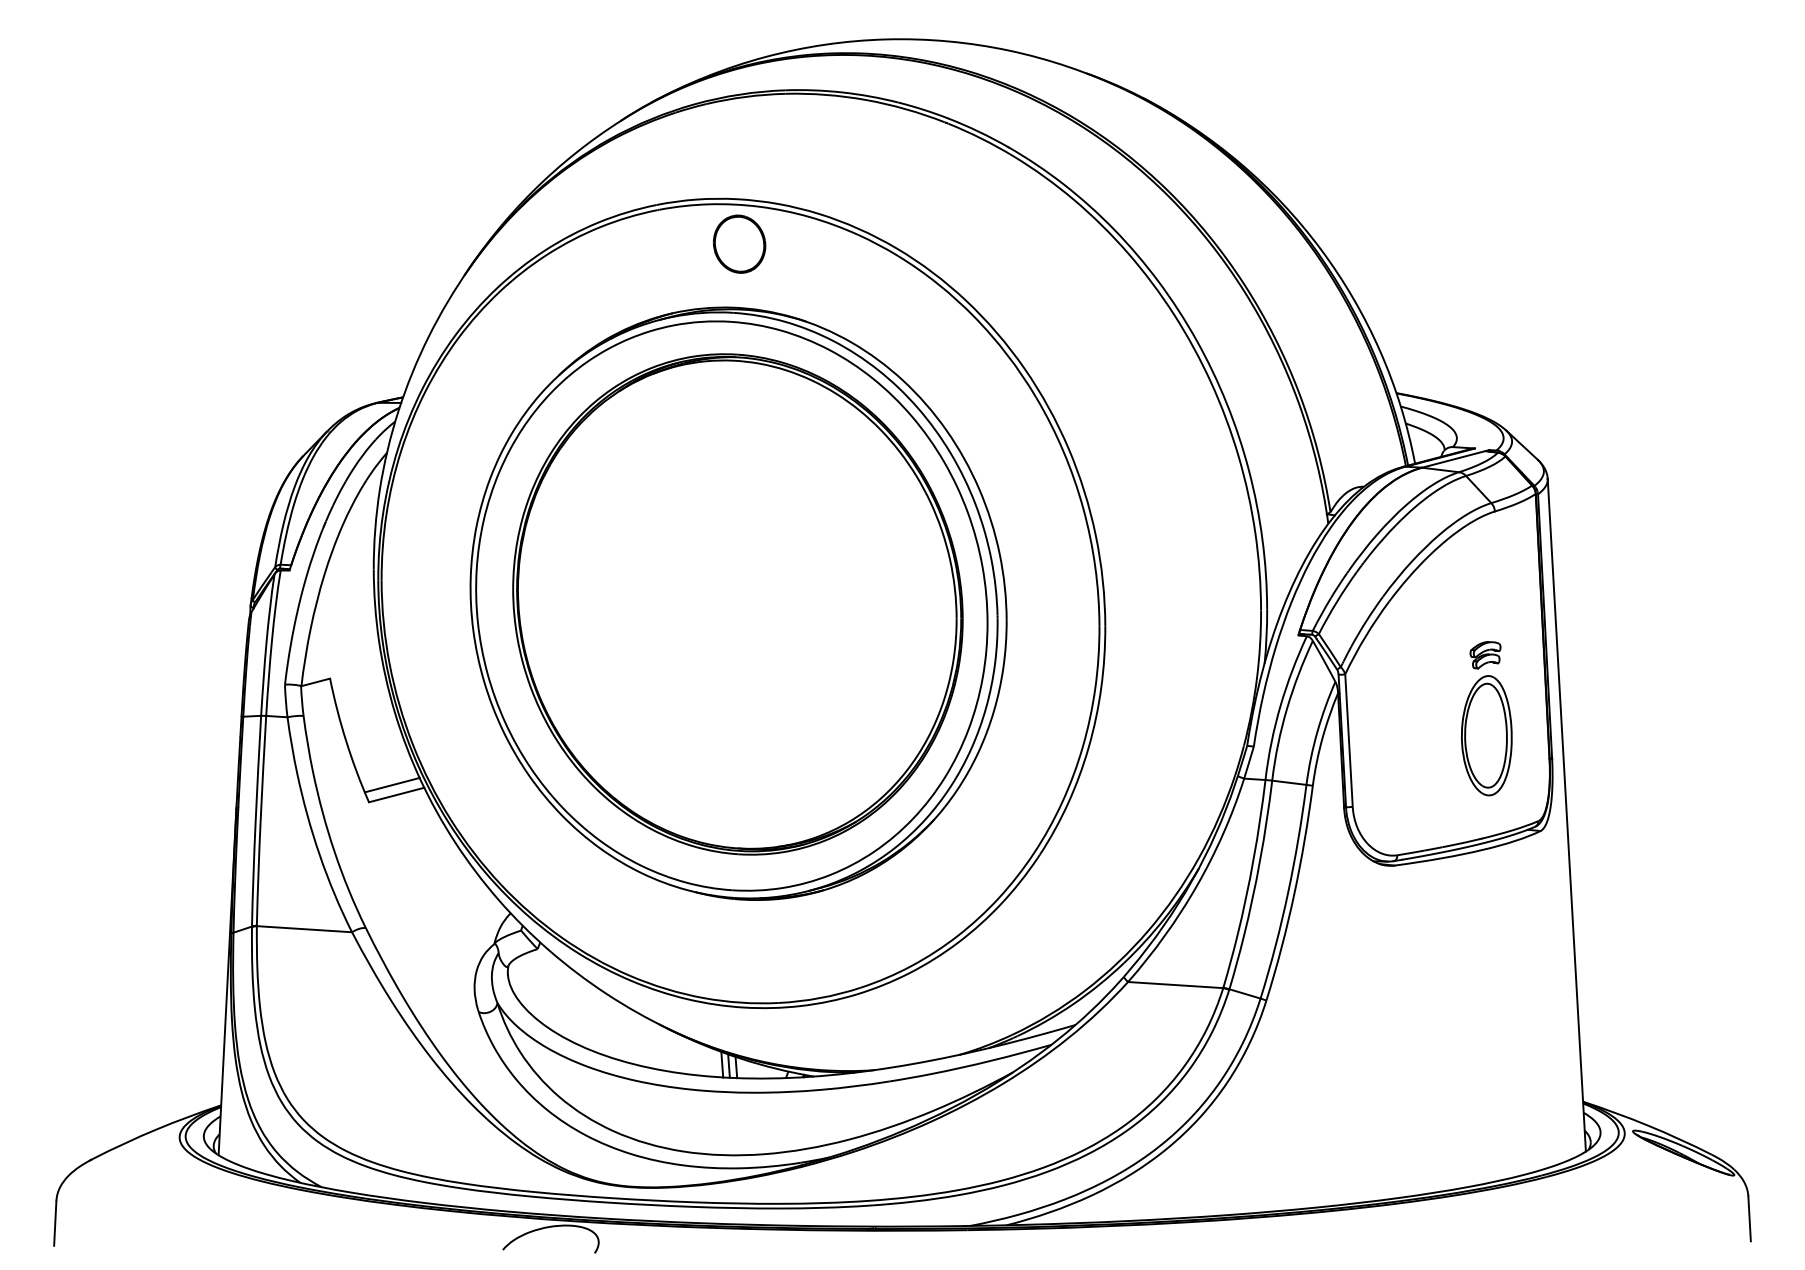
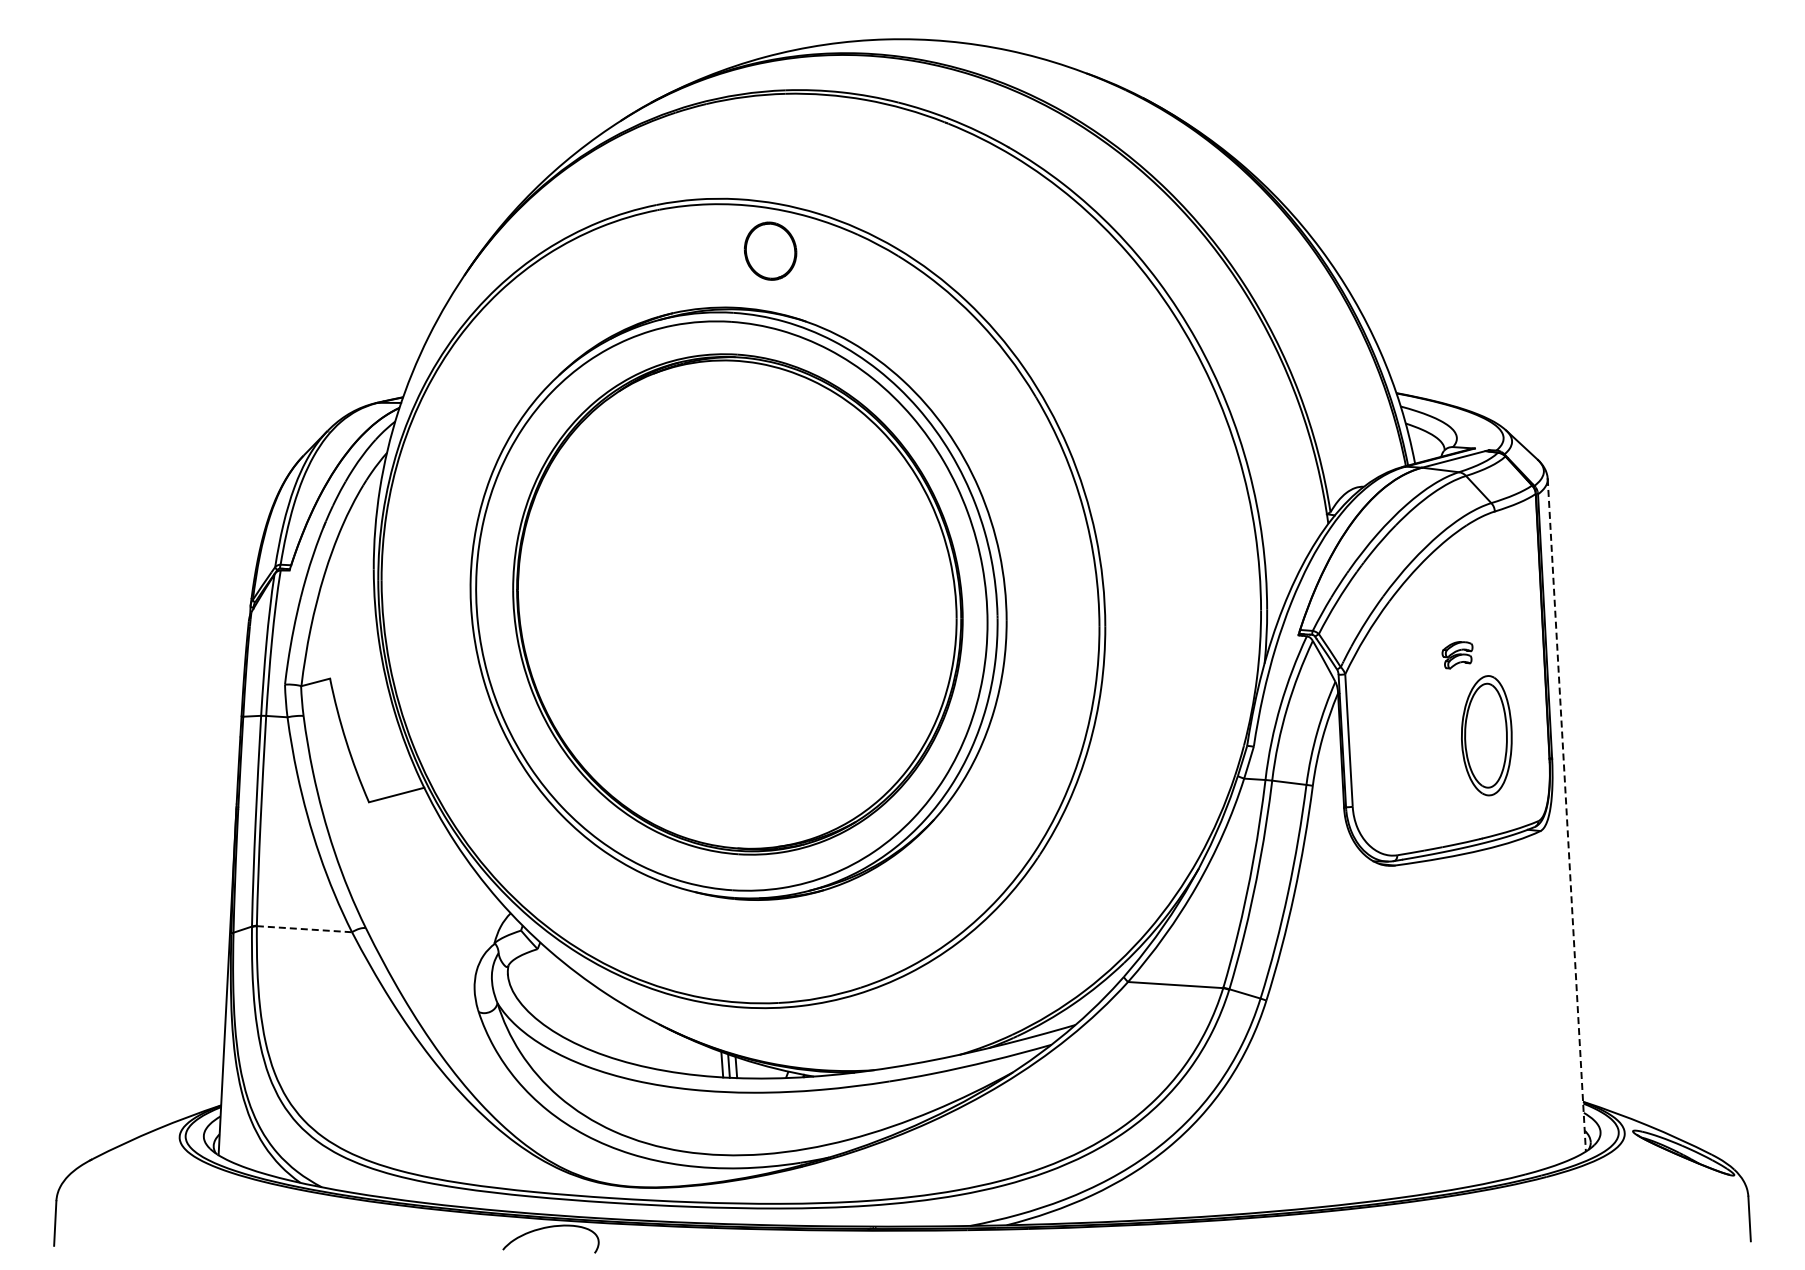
part position: (739, 243) -> (770, 250) (770, 250)
part position: (1485, 655) -> (1457, 655) (1457, 655)
line: present -> none (391, 784)
line: solid -> dashed (1566, 815)
line: solid -> dashed (304, 929)
